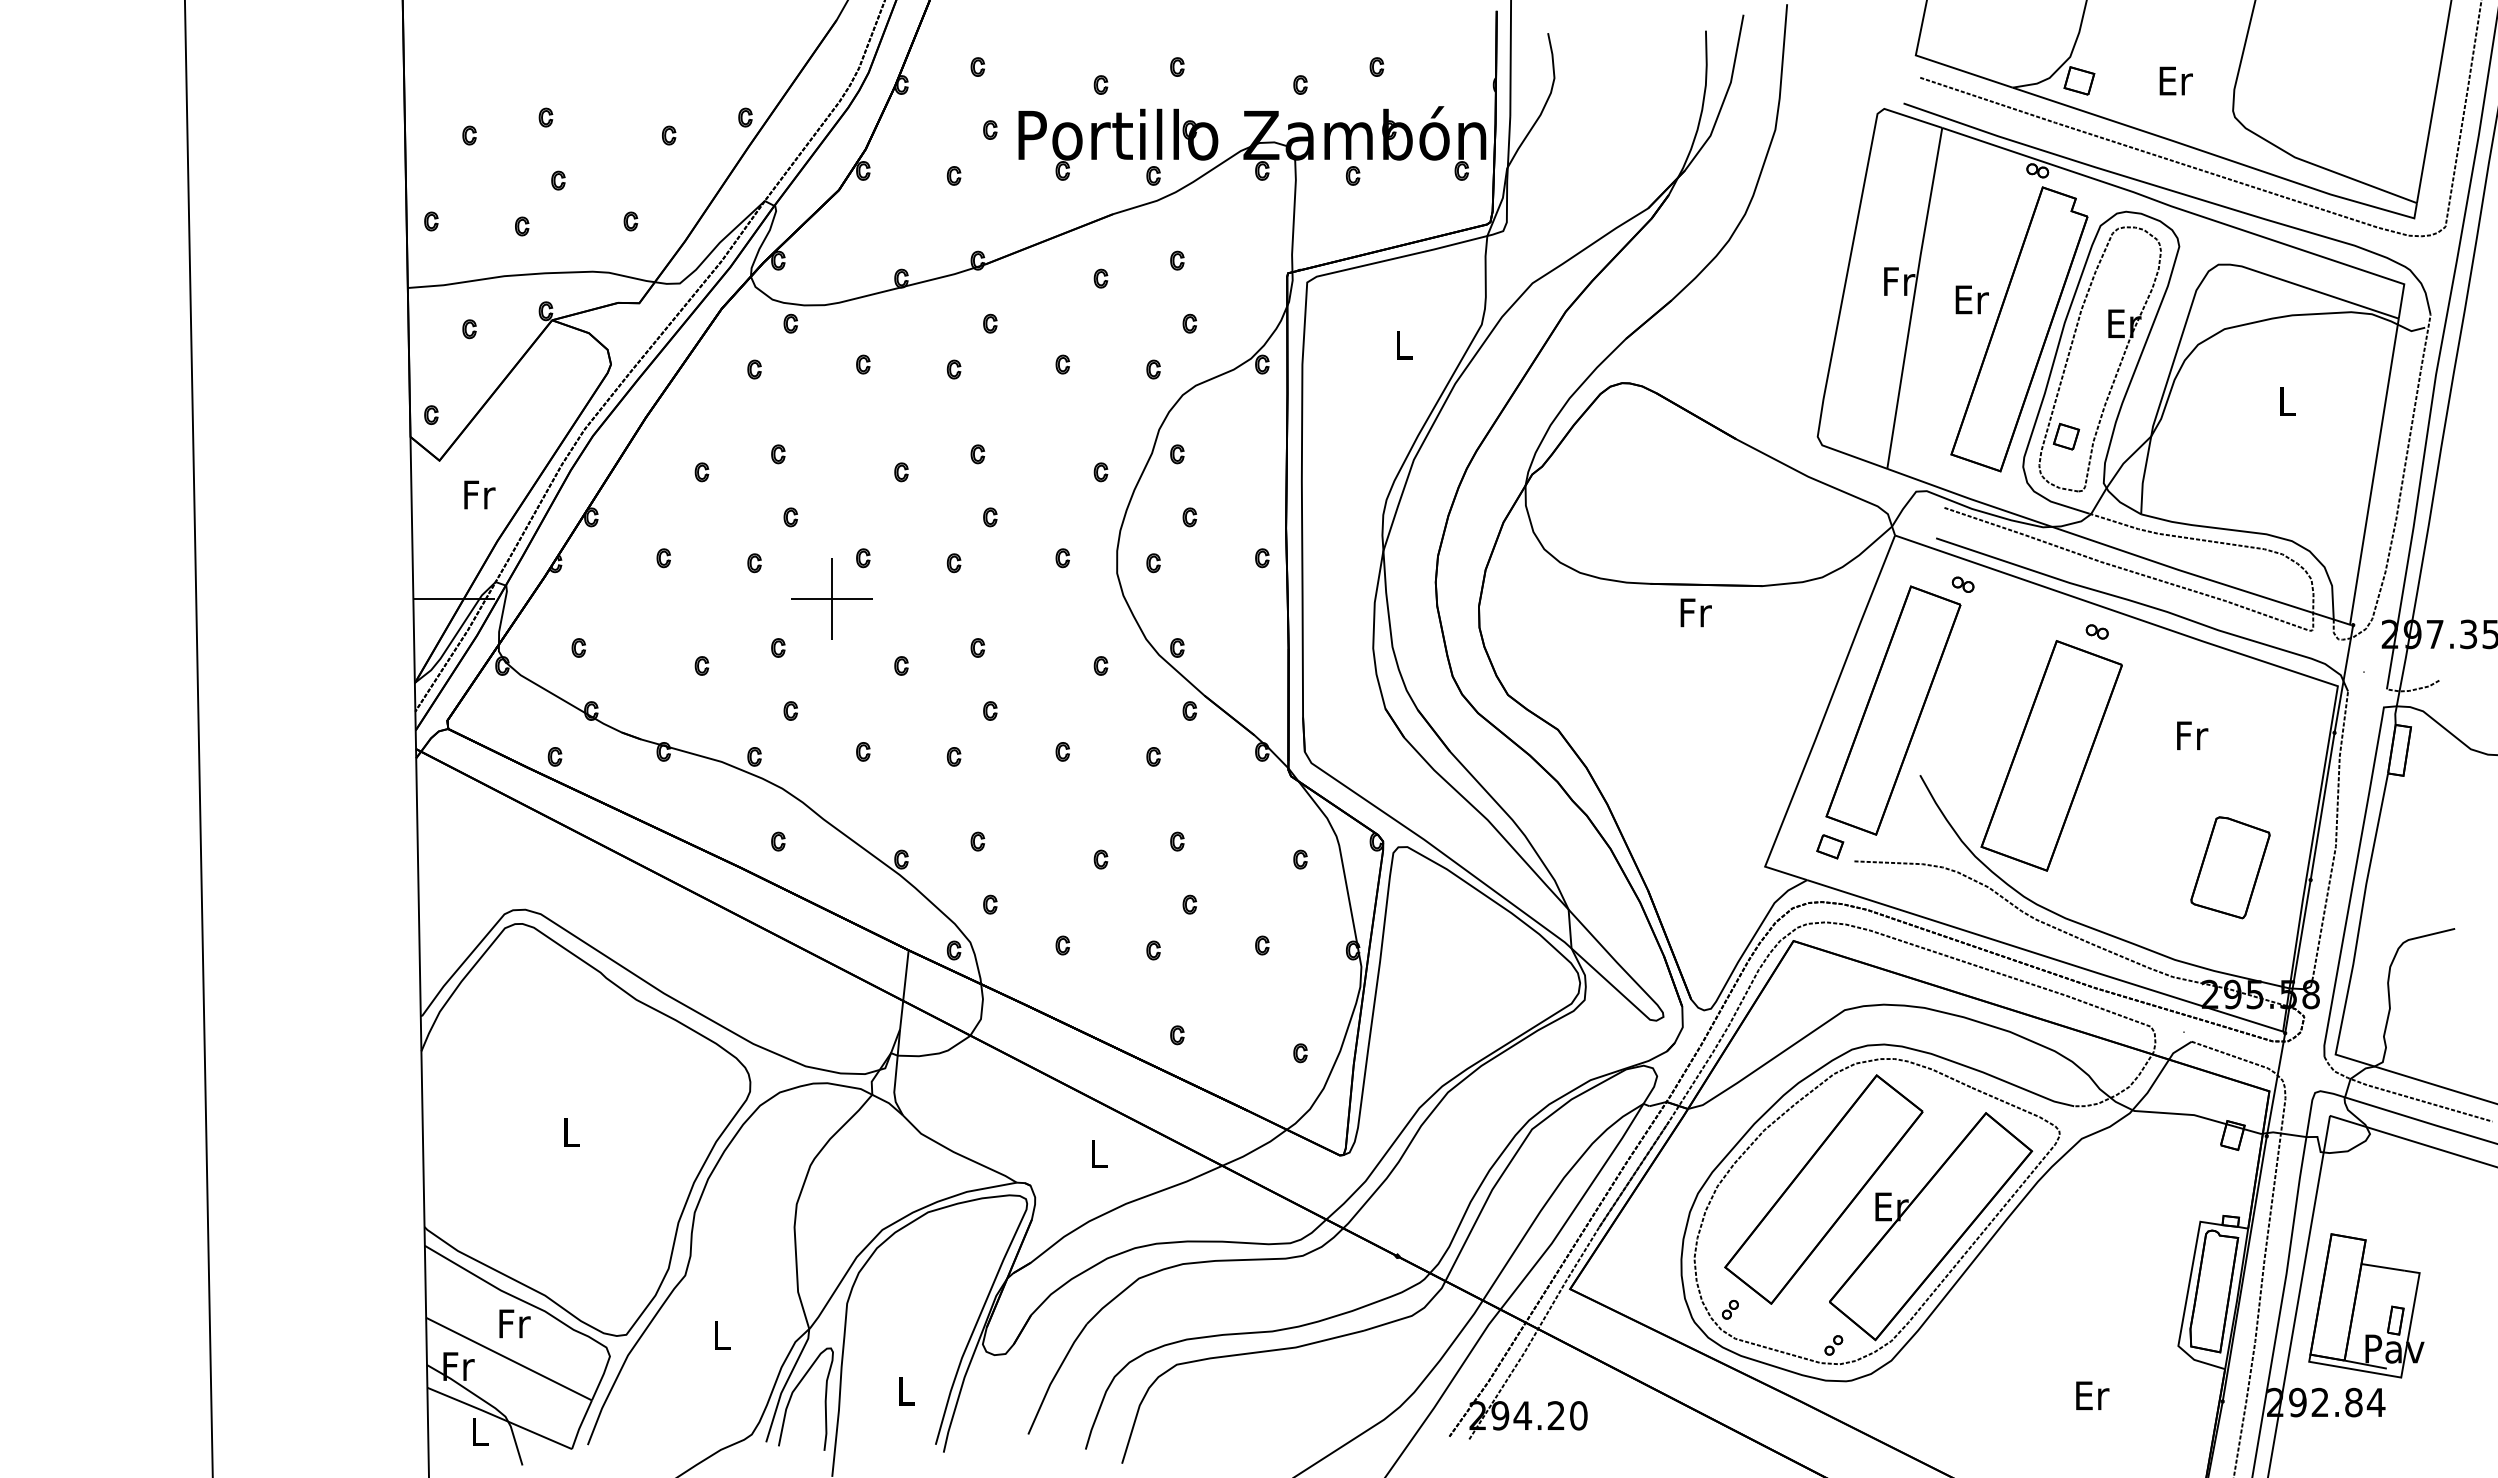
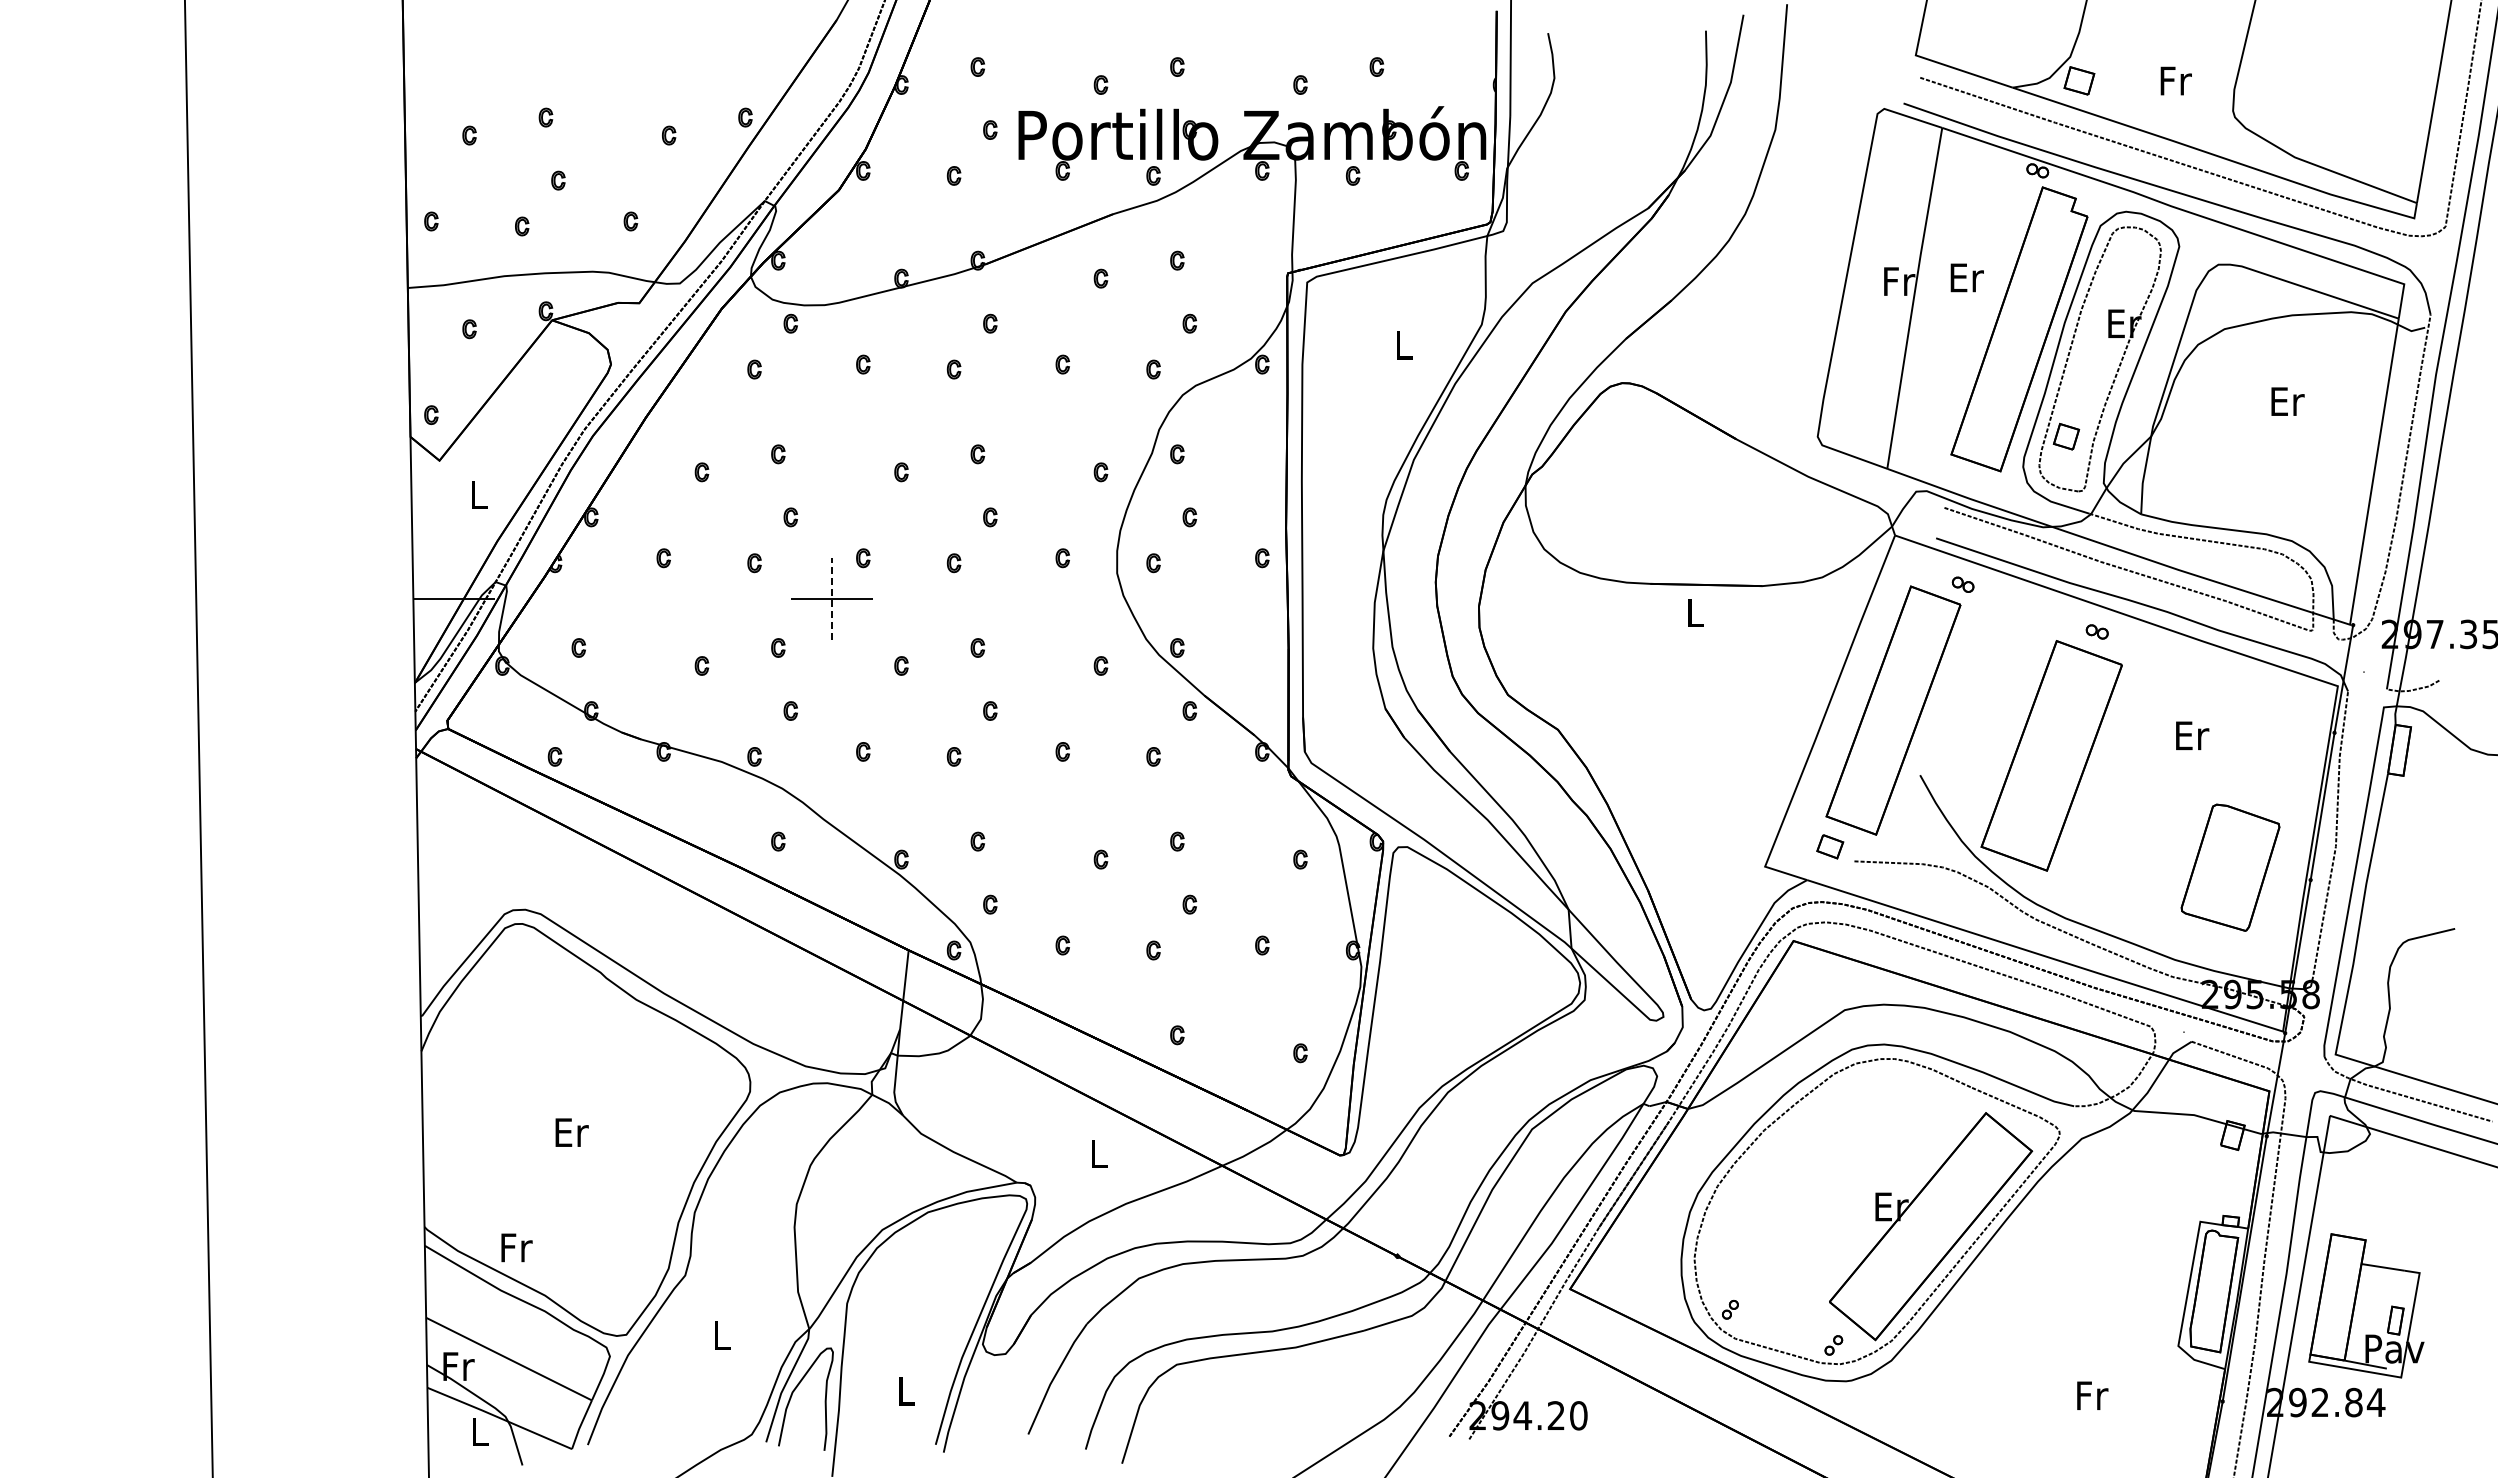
text: Er -> Fr (2175, 80)
text position: (1971, 299) -> (1966, 277) (1966, 277)
text: L -> Er (2287, 401)
text: Fr -> L (479, 494)
line: solid -> dashed (832, 599)
text: Fr -> L (1695, 612)
text: Fr -> Er (2192, 735)
part size: 81x104 px -> 101x129 px (2230, 867)
text: L -> Er (571, 1132)
part: present -> none (1823, 1189)
text position: (514, 1323) -> (516, 1247) (516, 1247)
text: Er -> Fr (2092, 1395)
